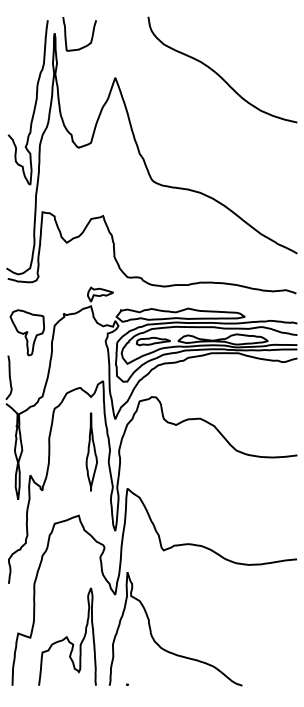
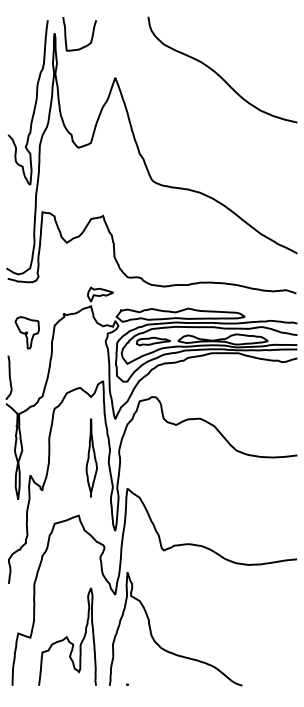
part size: 36x48 px -> 26x34 px (26, 332)
part position: (91, 451) -> (91, 457) (91, 457)
